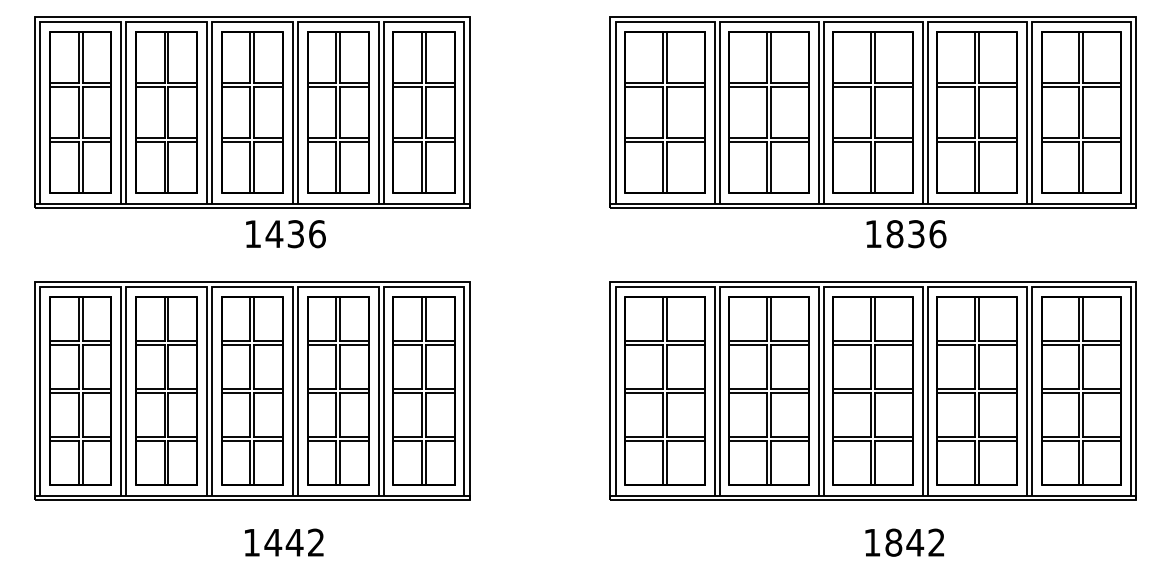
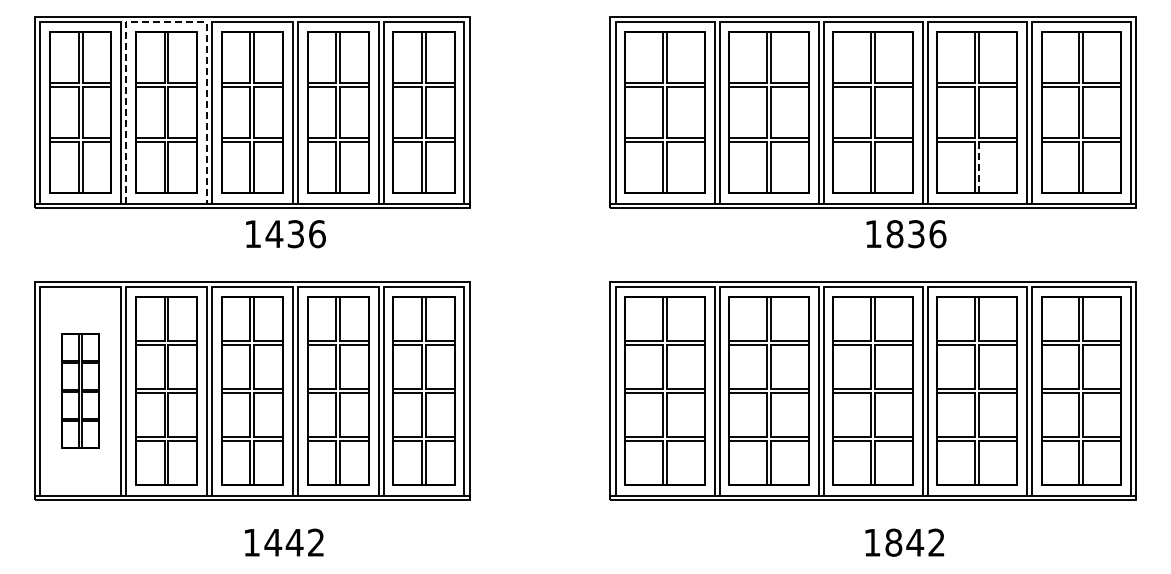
line: solid -> dashed (166, 22)
line: solid -> dashed (979, 167)
part size: 63x190 px -> 39x116 px (80, 390)
